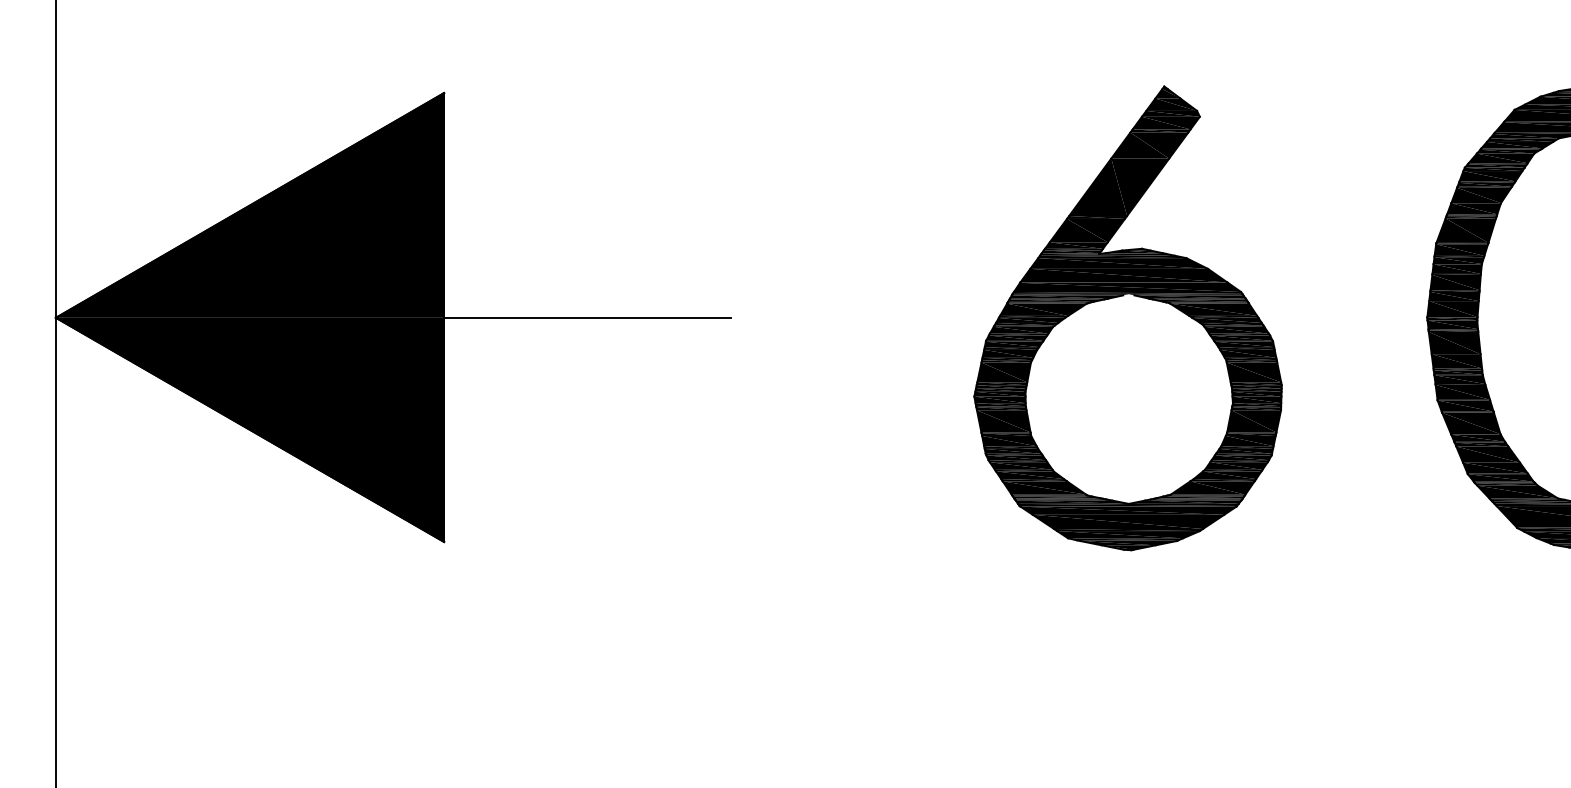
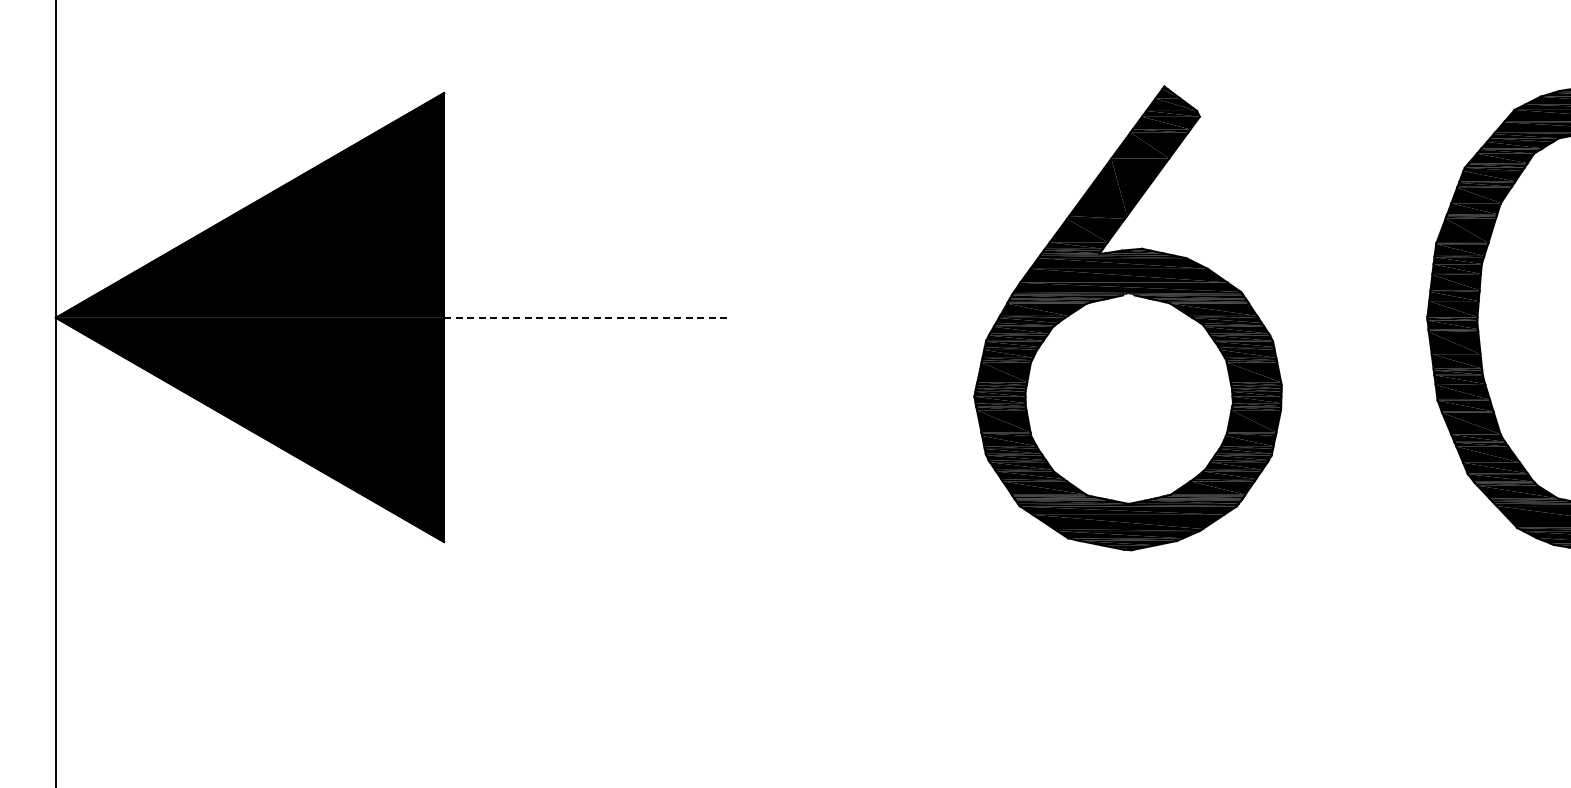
line: solid -> dashed (588, 317)
